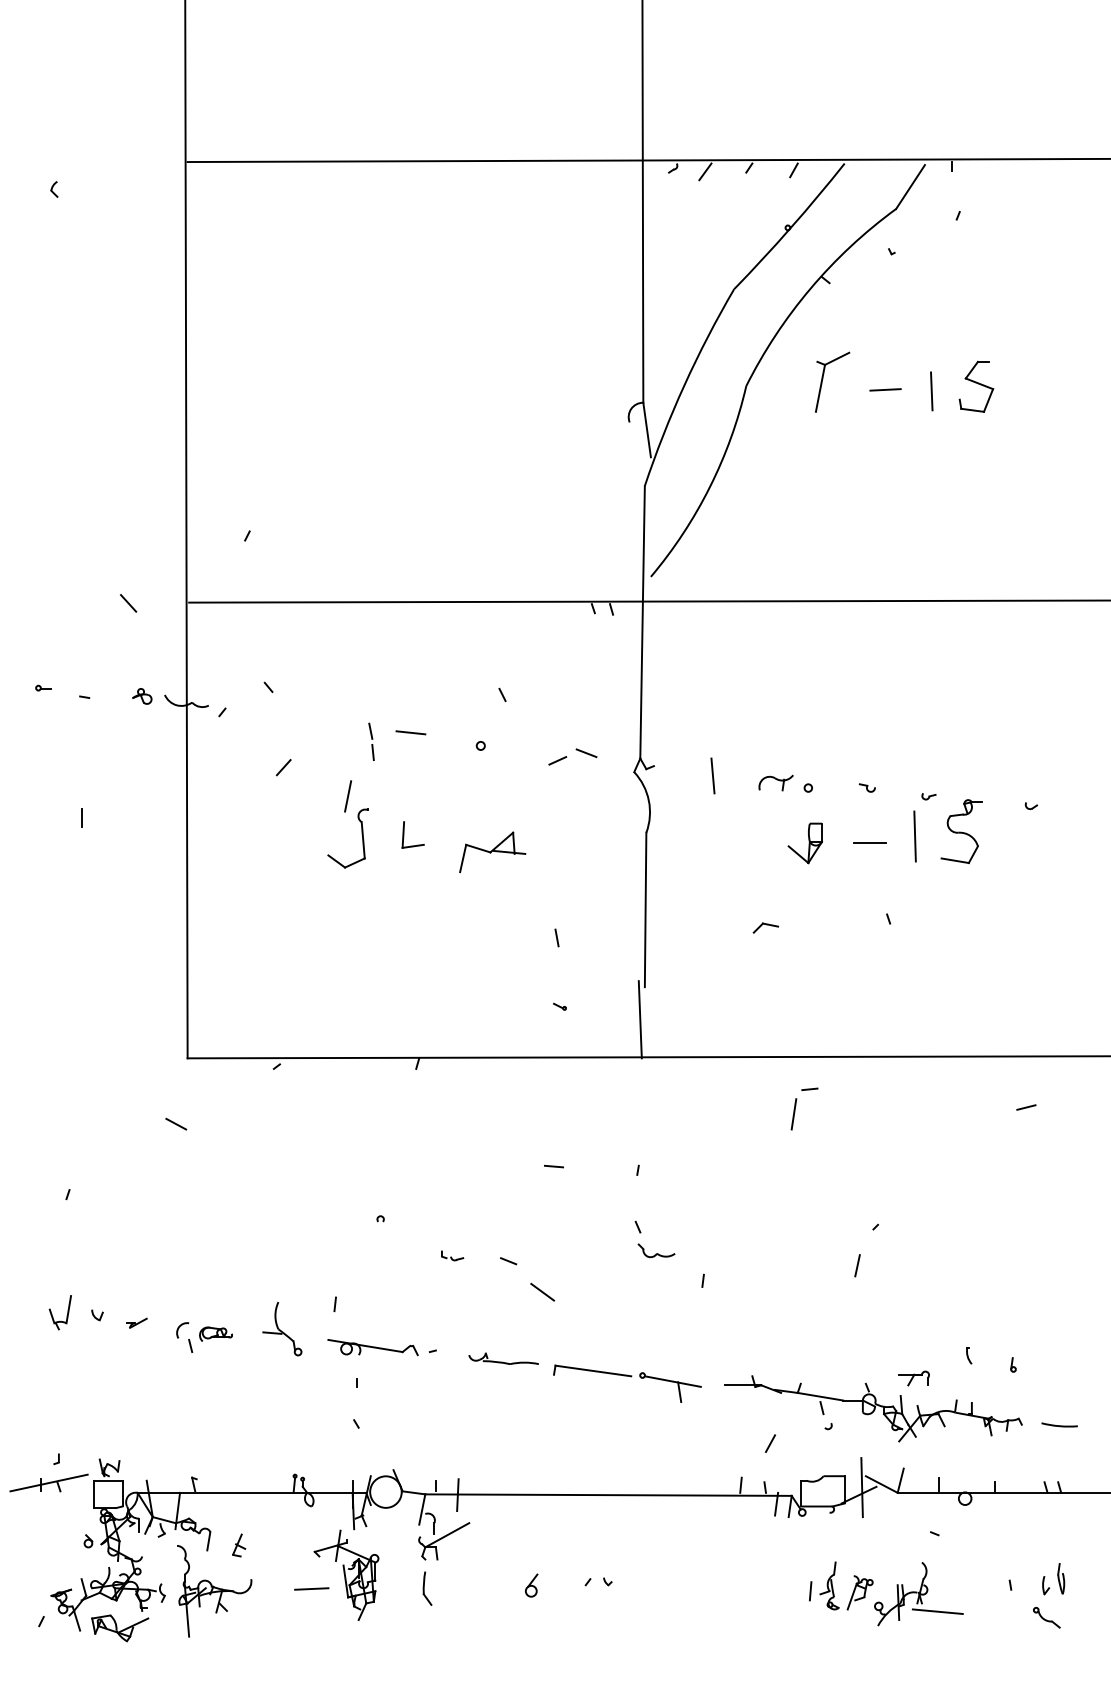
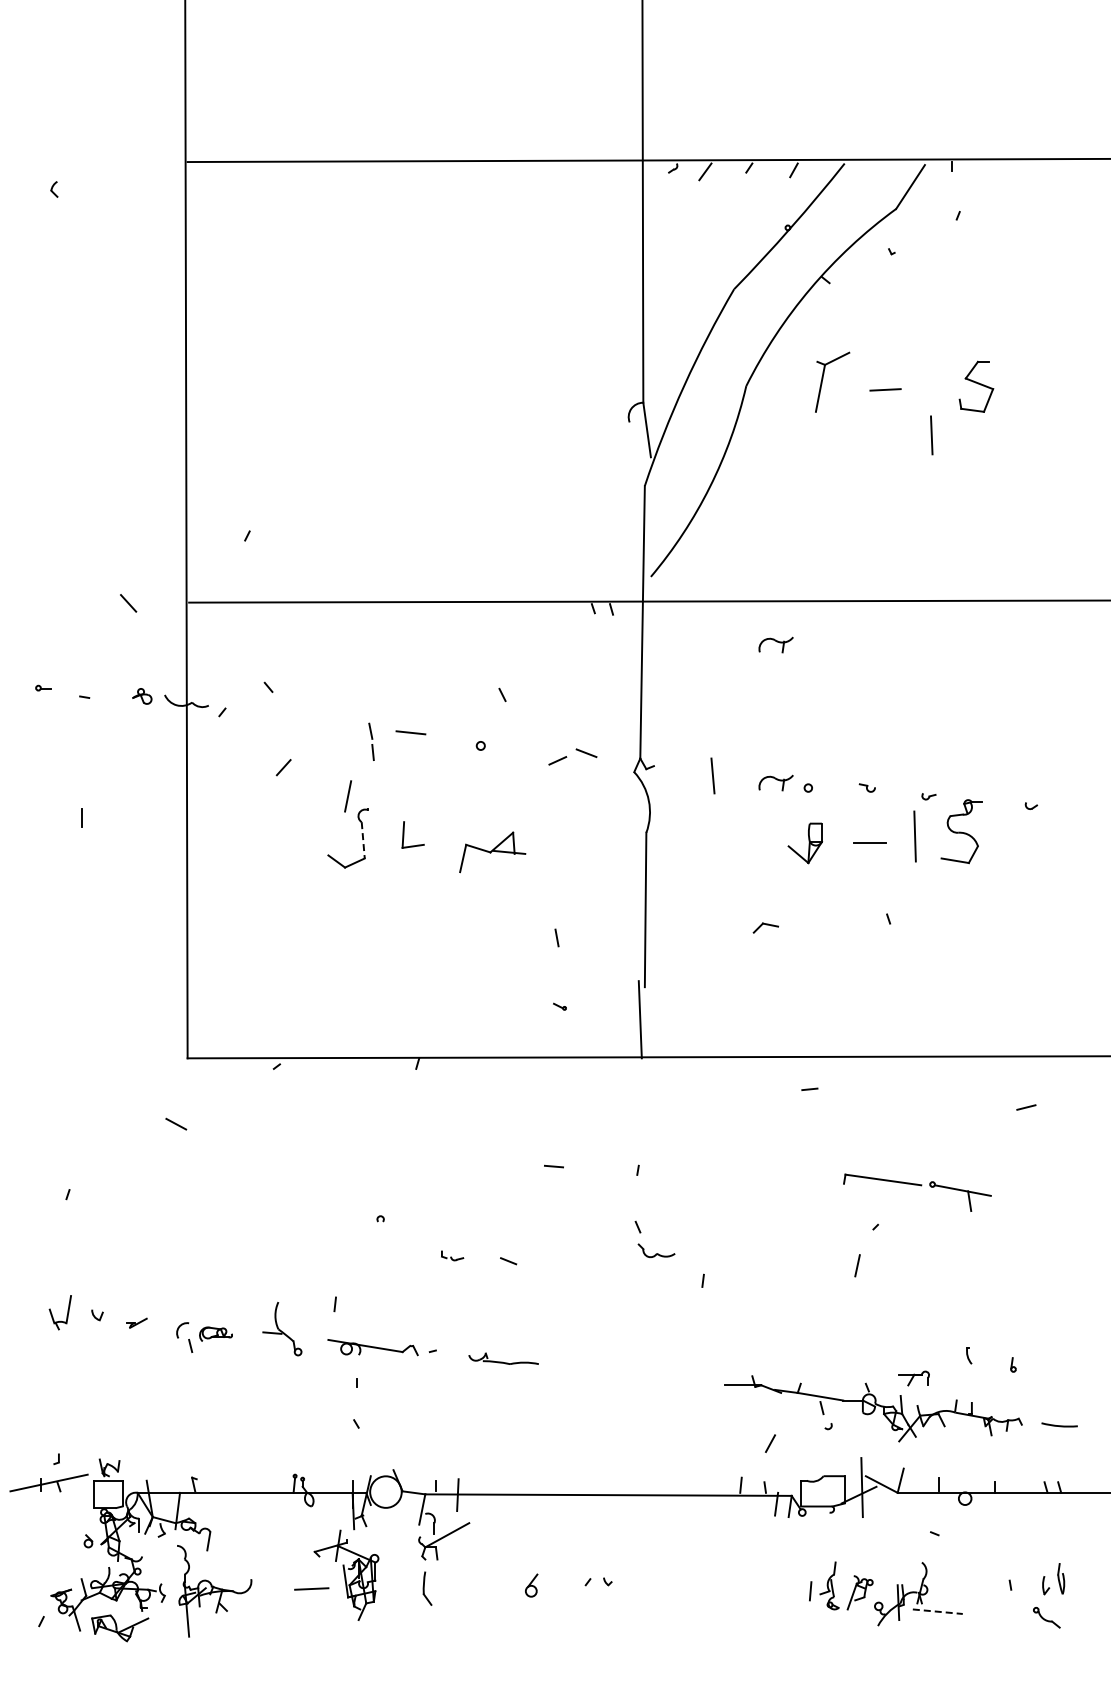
line position: (931, 391) -> (931, 435) (931, 435)
part: none -> present (775, 644)
line: solid -> dashed (363, 840)
line: present -> none (793, 1114)
line: present -> none (542, 1291)
part position: (630, 1377) -> (920, 1186) (920, 1186)
part: present -> none (239, 1545)
line: solid -> dashed (938, 1611)
